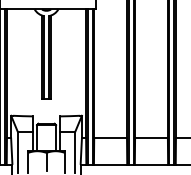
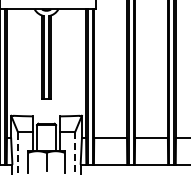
line: solid -> dashed (17, 152)
line: solid -> dashed (75, 153)
